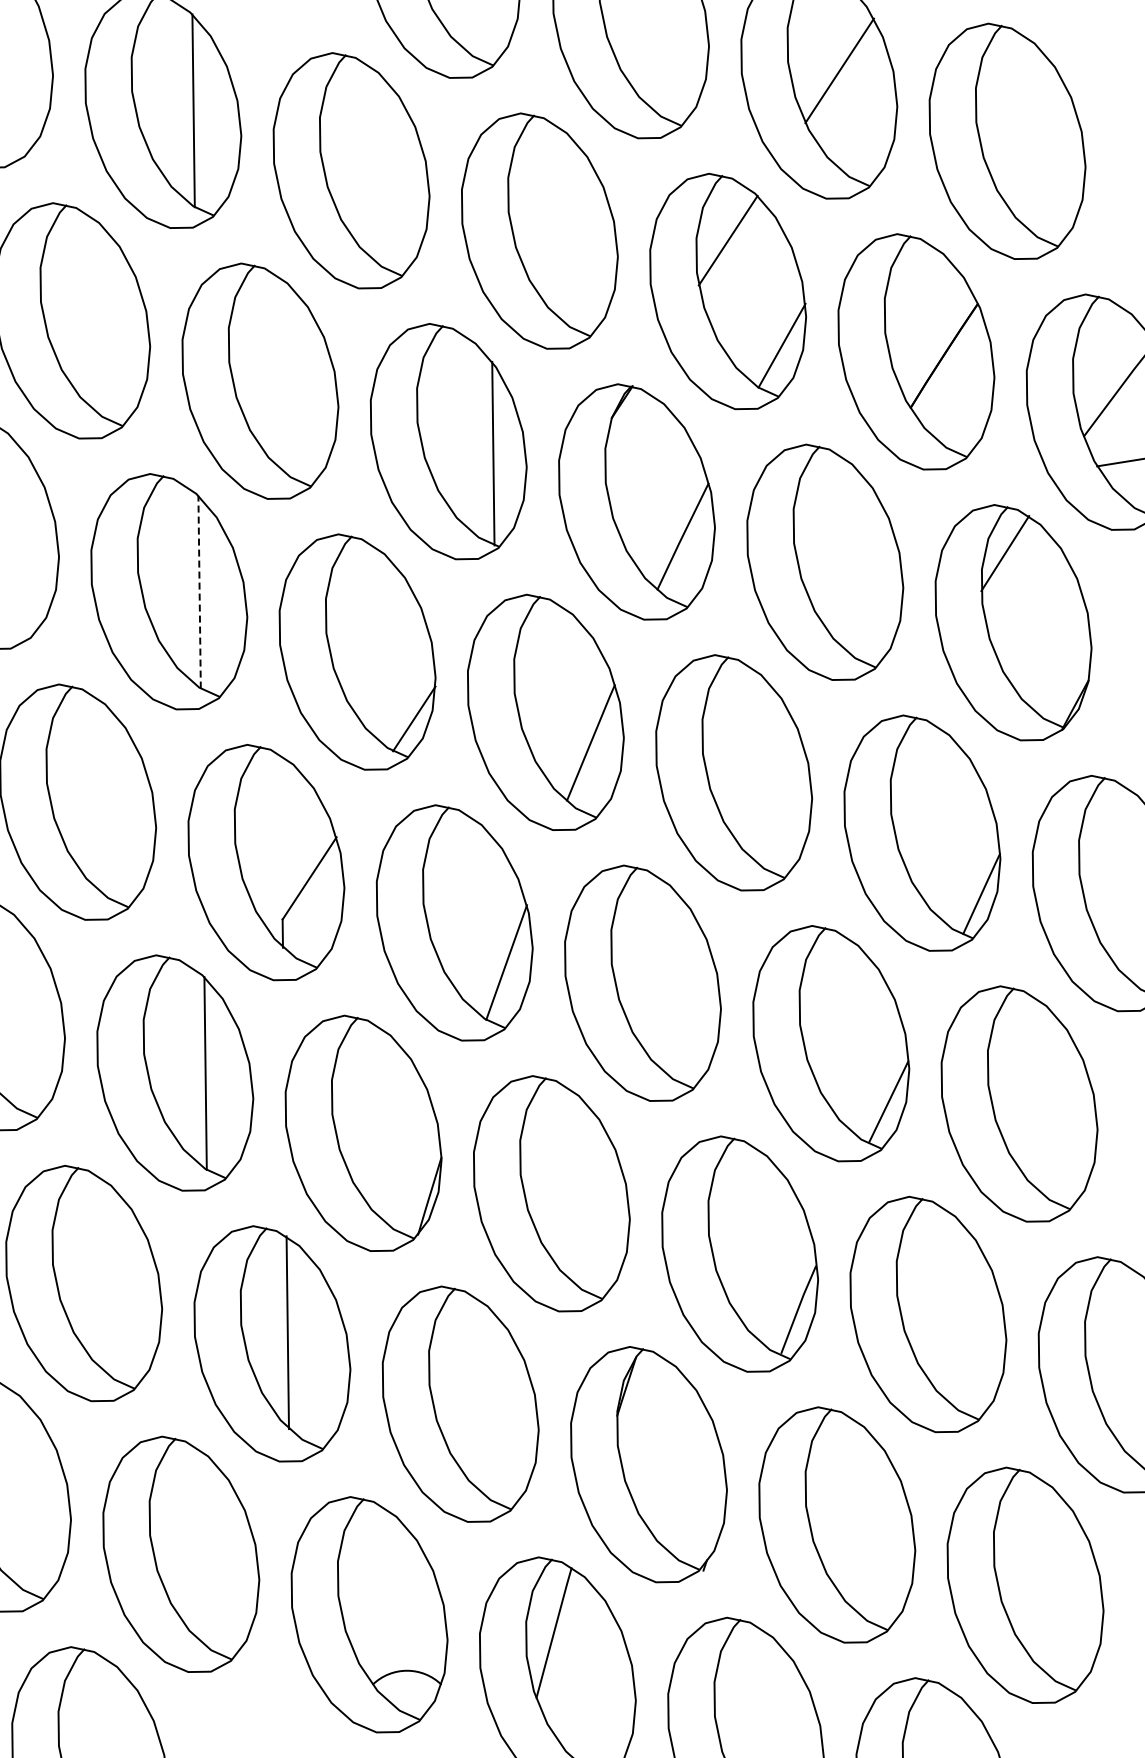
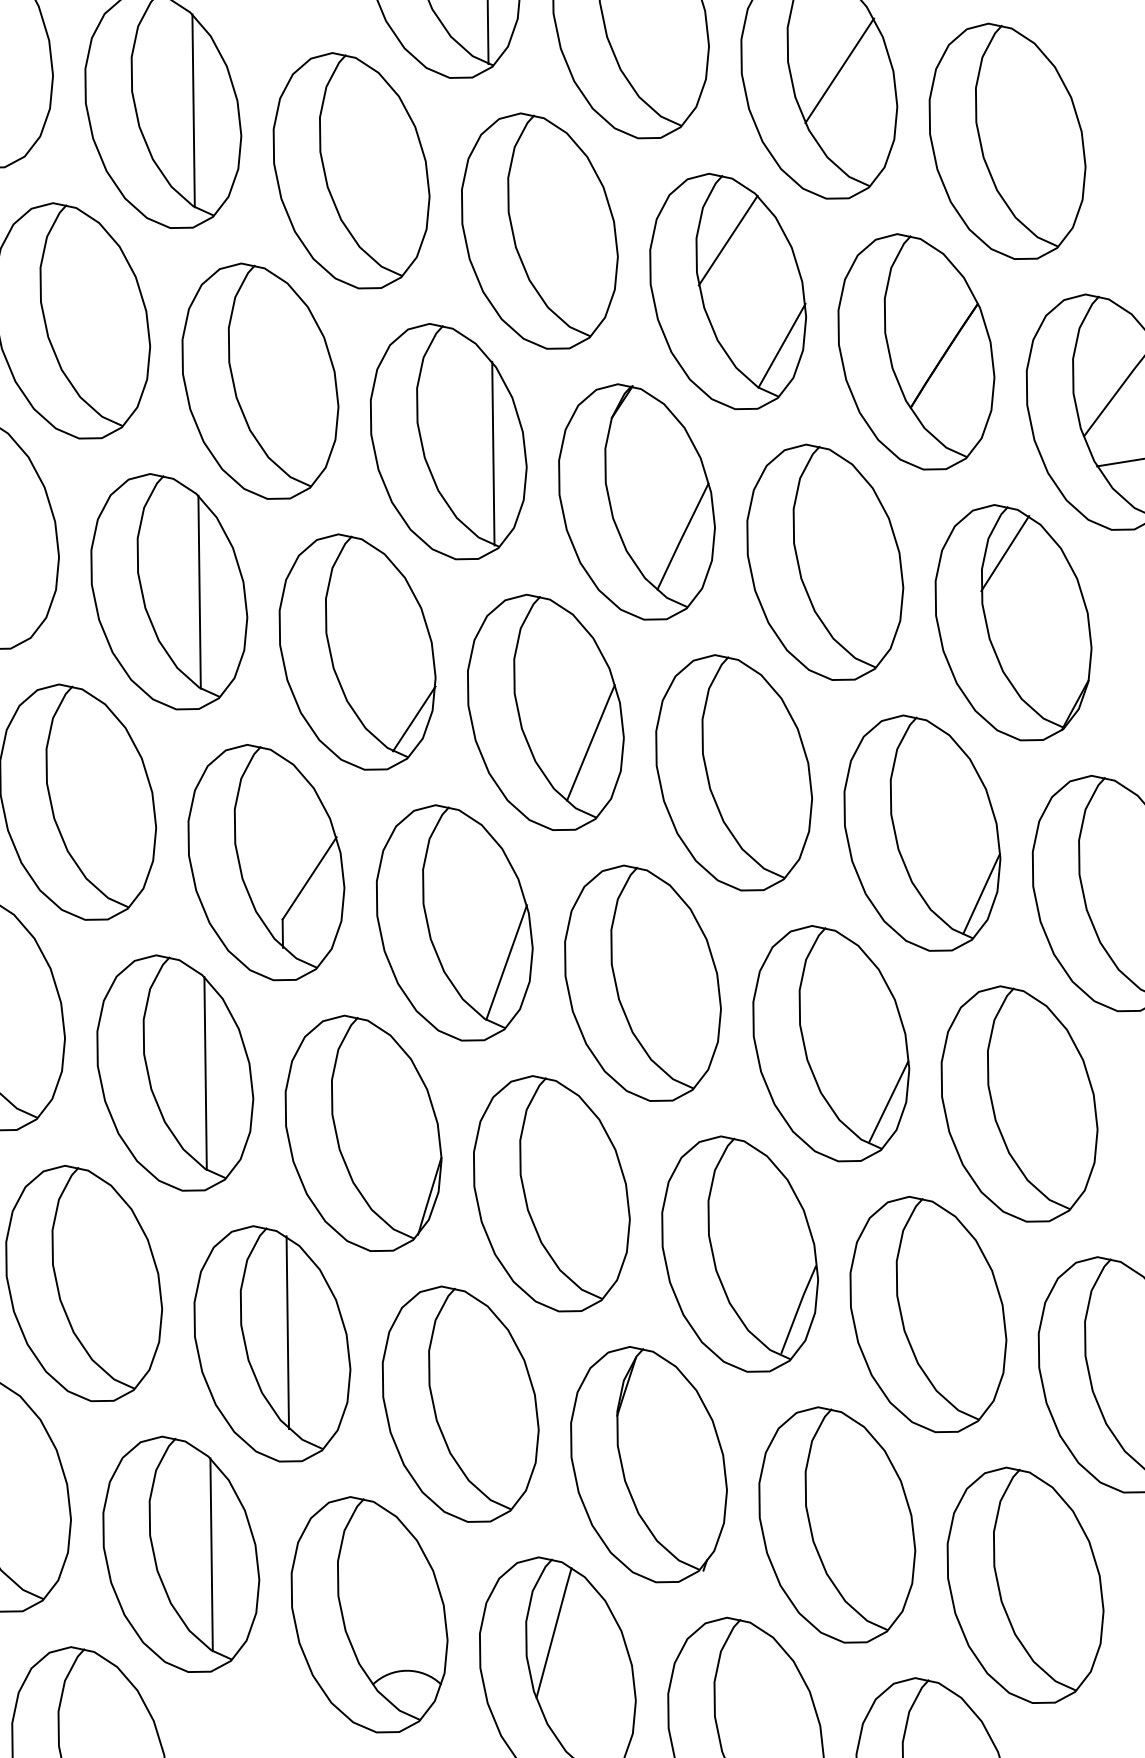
line: none -> present (487, 33)
line: dashed -> solid (199, 591)
line: none -> present (211, 1554)
